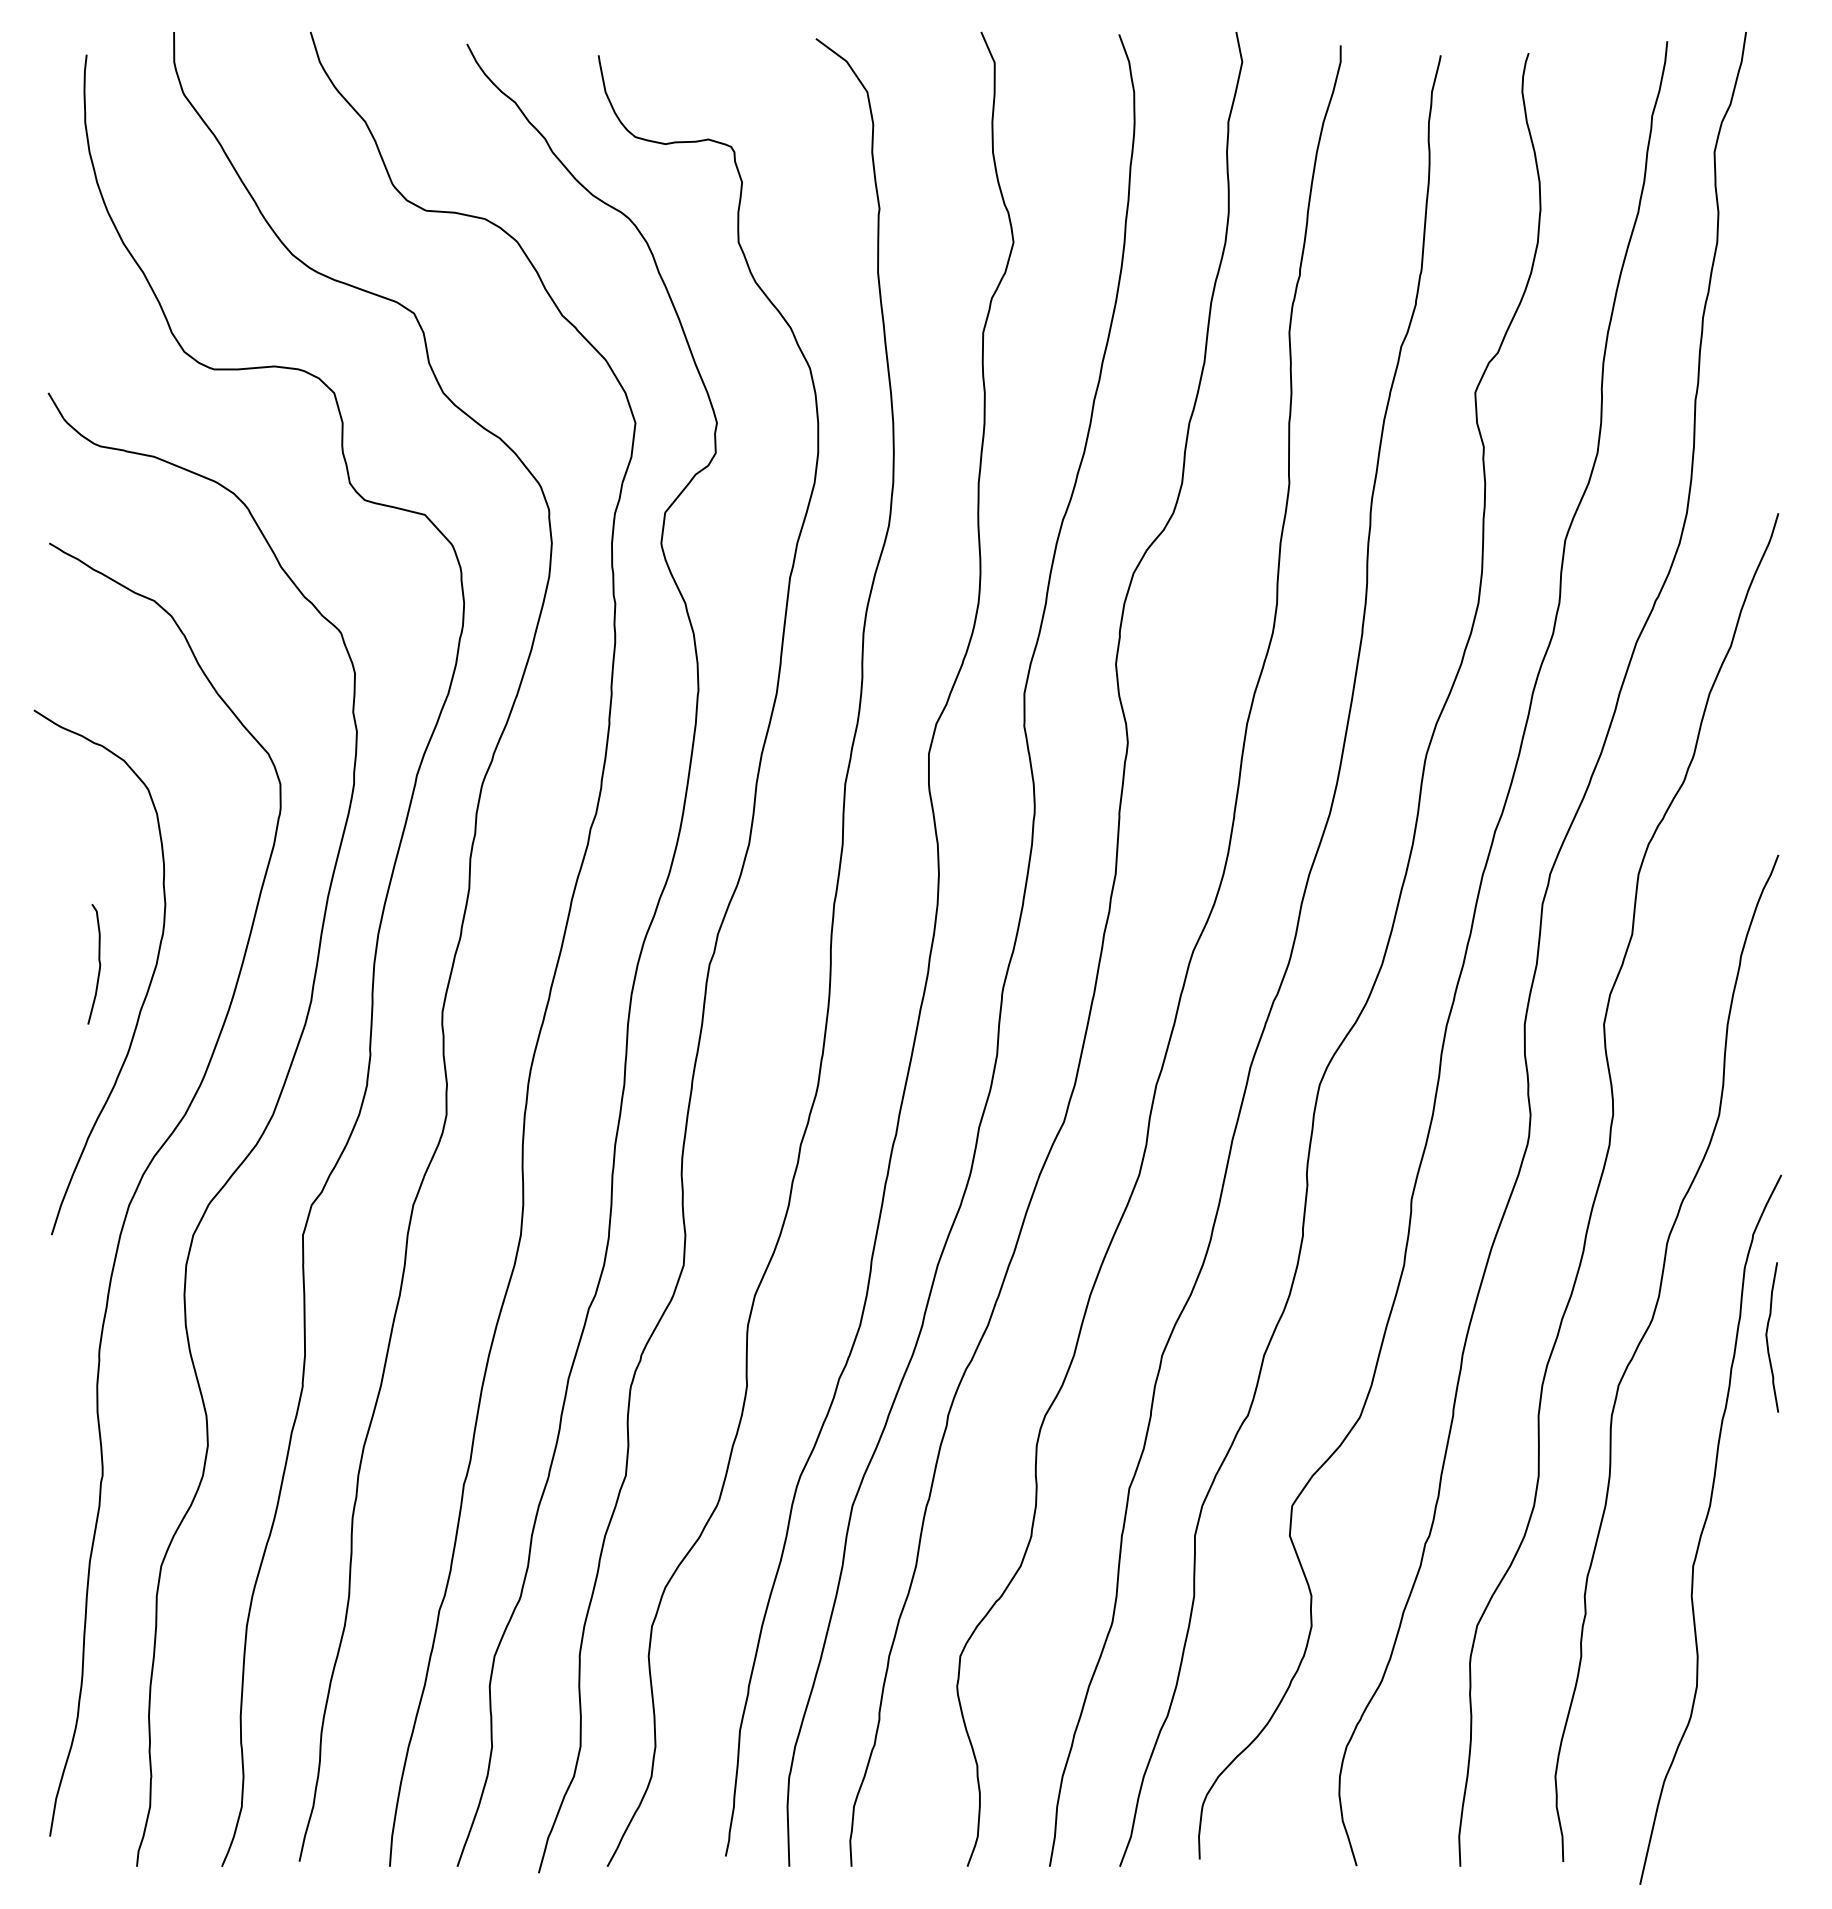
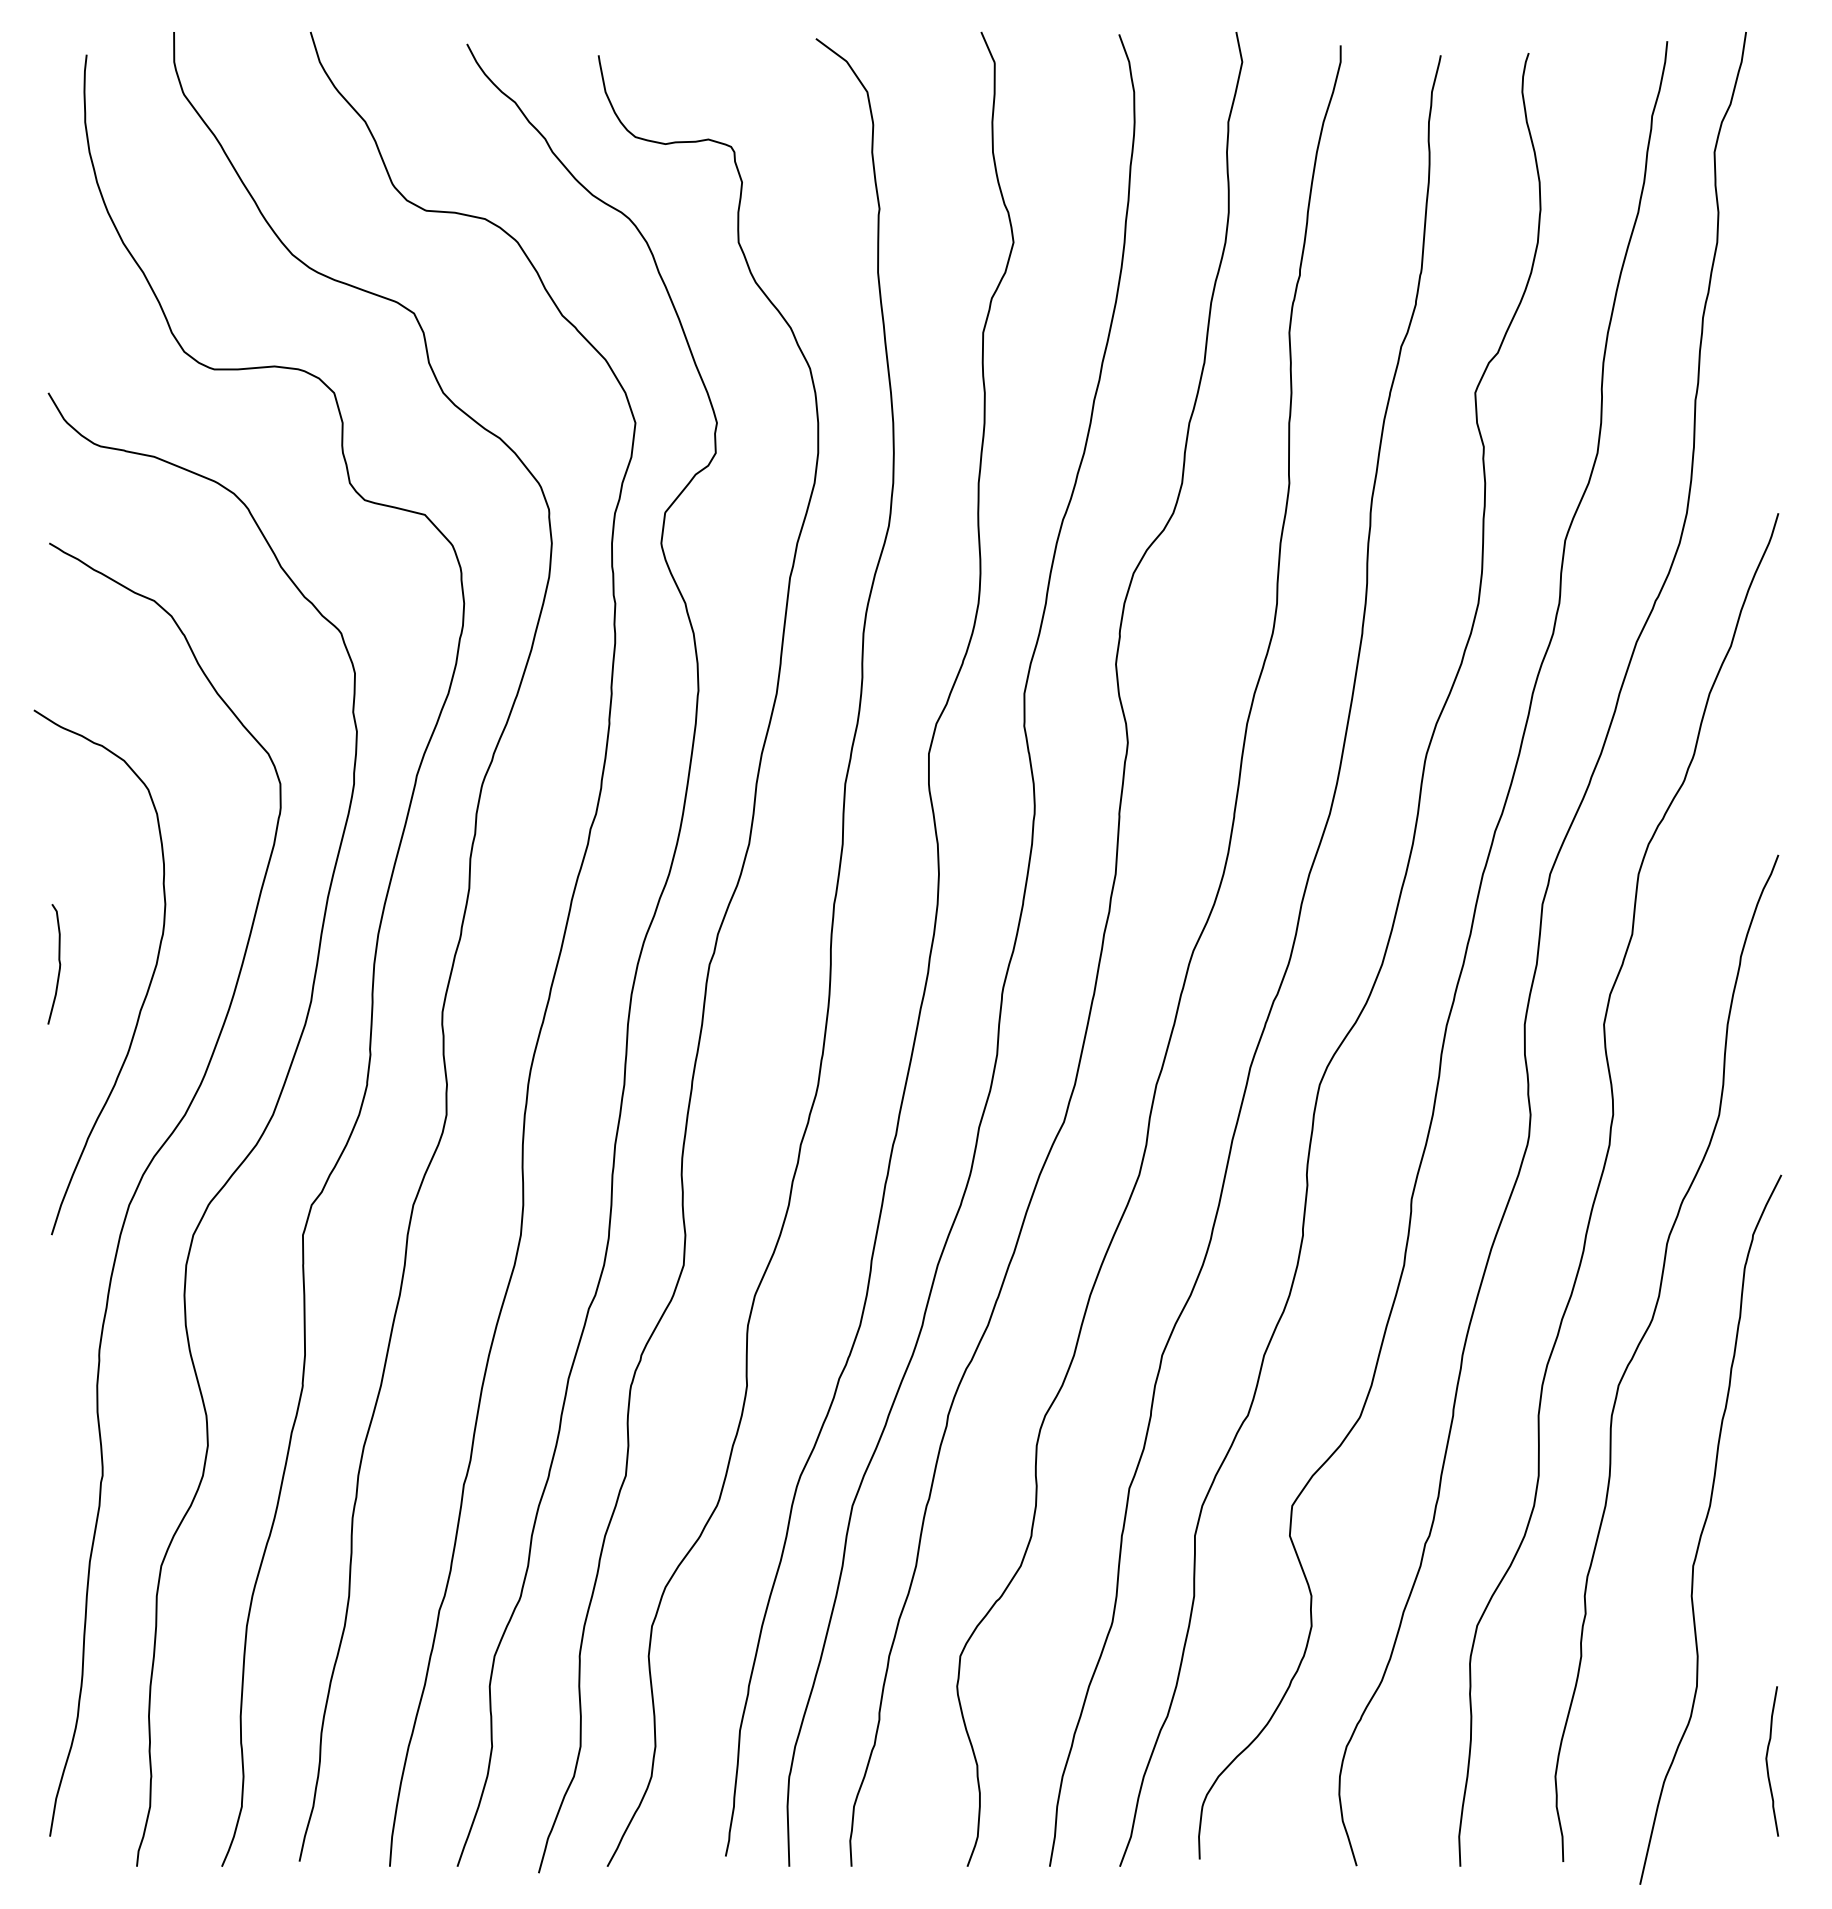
curve position: (98, 961) -> (58, 961) (58, 961)
curve position: (1767, 1337) -> (1767, 1761) (1767, 1761)
